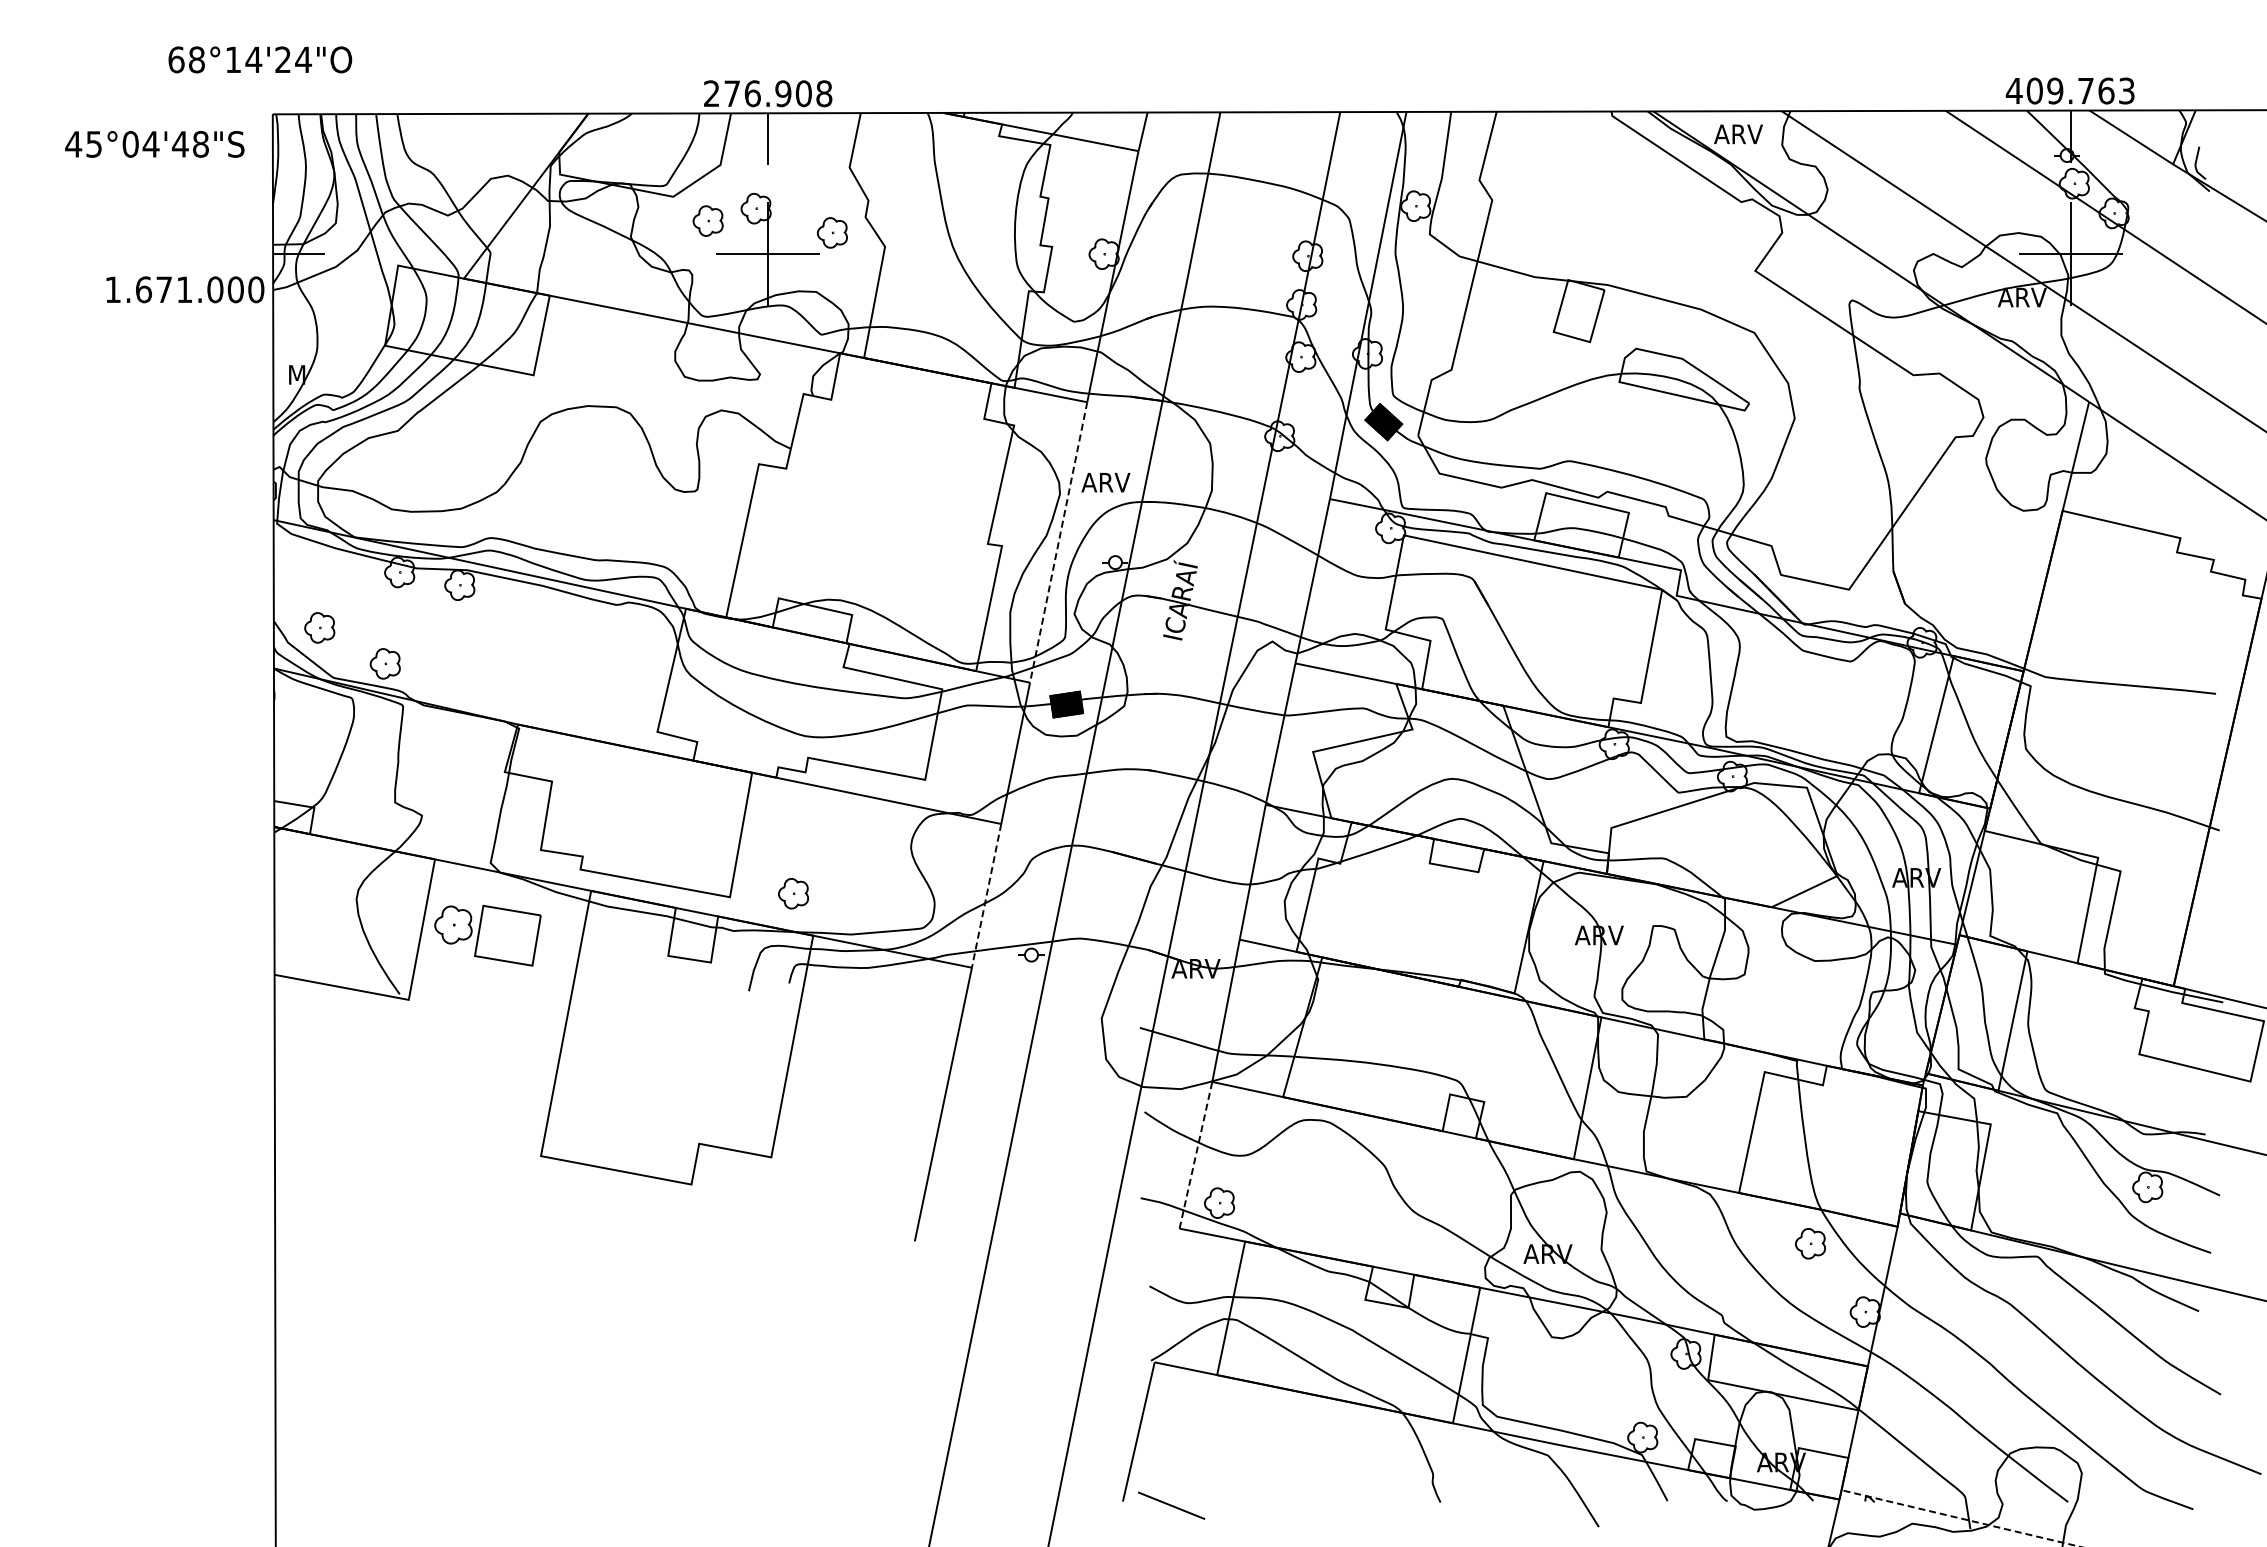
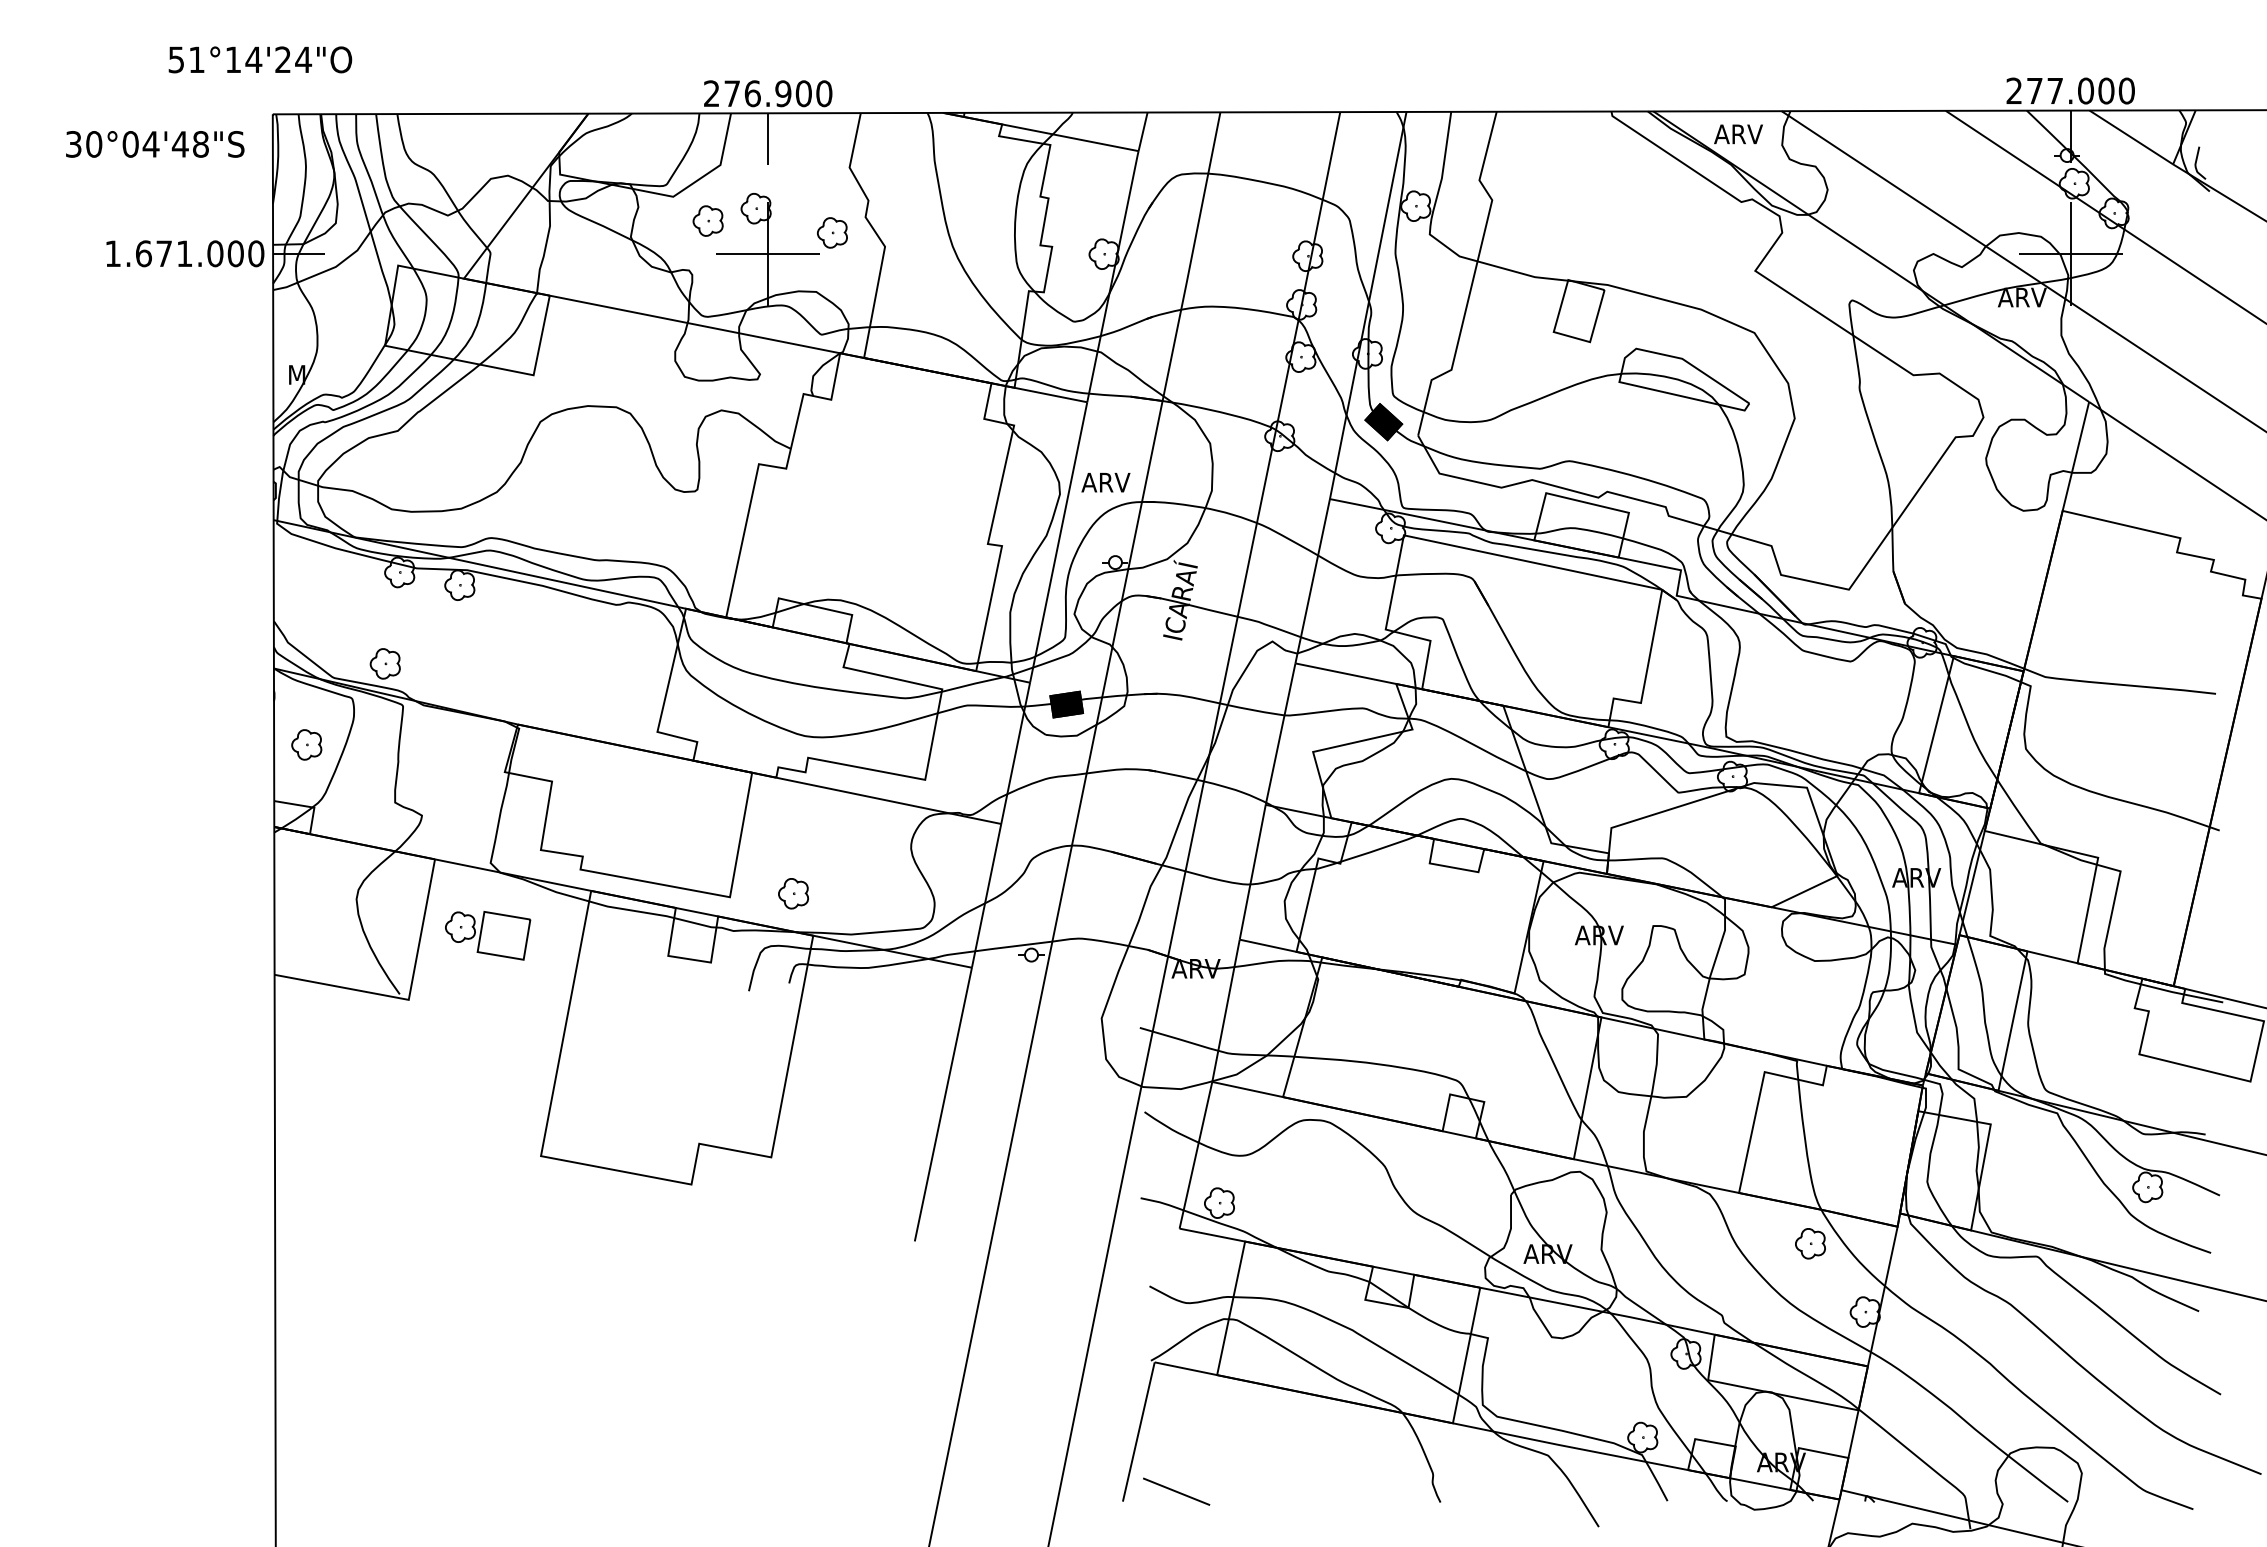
text: 68°14'24"O -> 51°14'24"O (186, 59)
text: 409.763 -> 277.000 (2069, 90)
text: 276.908 -> 276.900 (824, 93)
text: 45°04'48"S -> 30°04'48"S (83, 144)
text position: (185, 289) -> (185, 253) (185, 253)
line: dashed -> solid (1058, 542)
part position: (319, 627) -> (306, 744) (306, 744)
line: dashed -> solid (986, 896)
part size: 108x63 px -> 87x50 px (488, 935)
line: dashed -> solid (1196, 1154)
line position: (1171, 1505) -> (1176, 1491) (1176, 1491)
line: dashed -> solid (1961, 1518)
